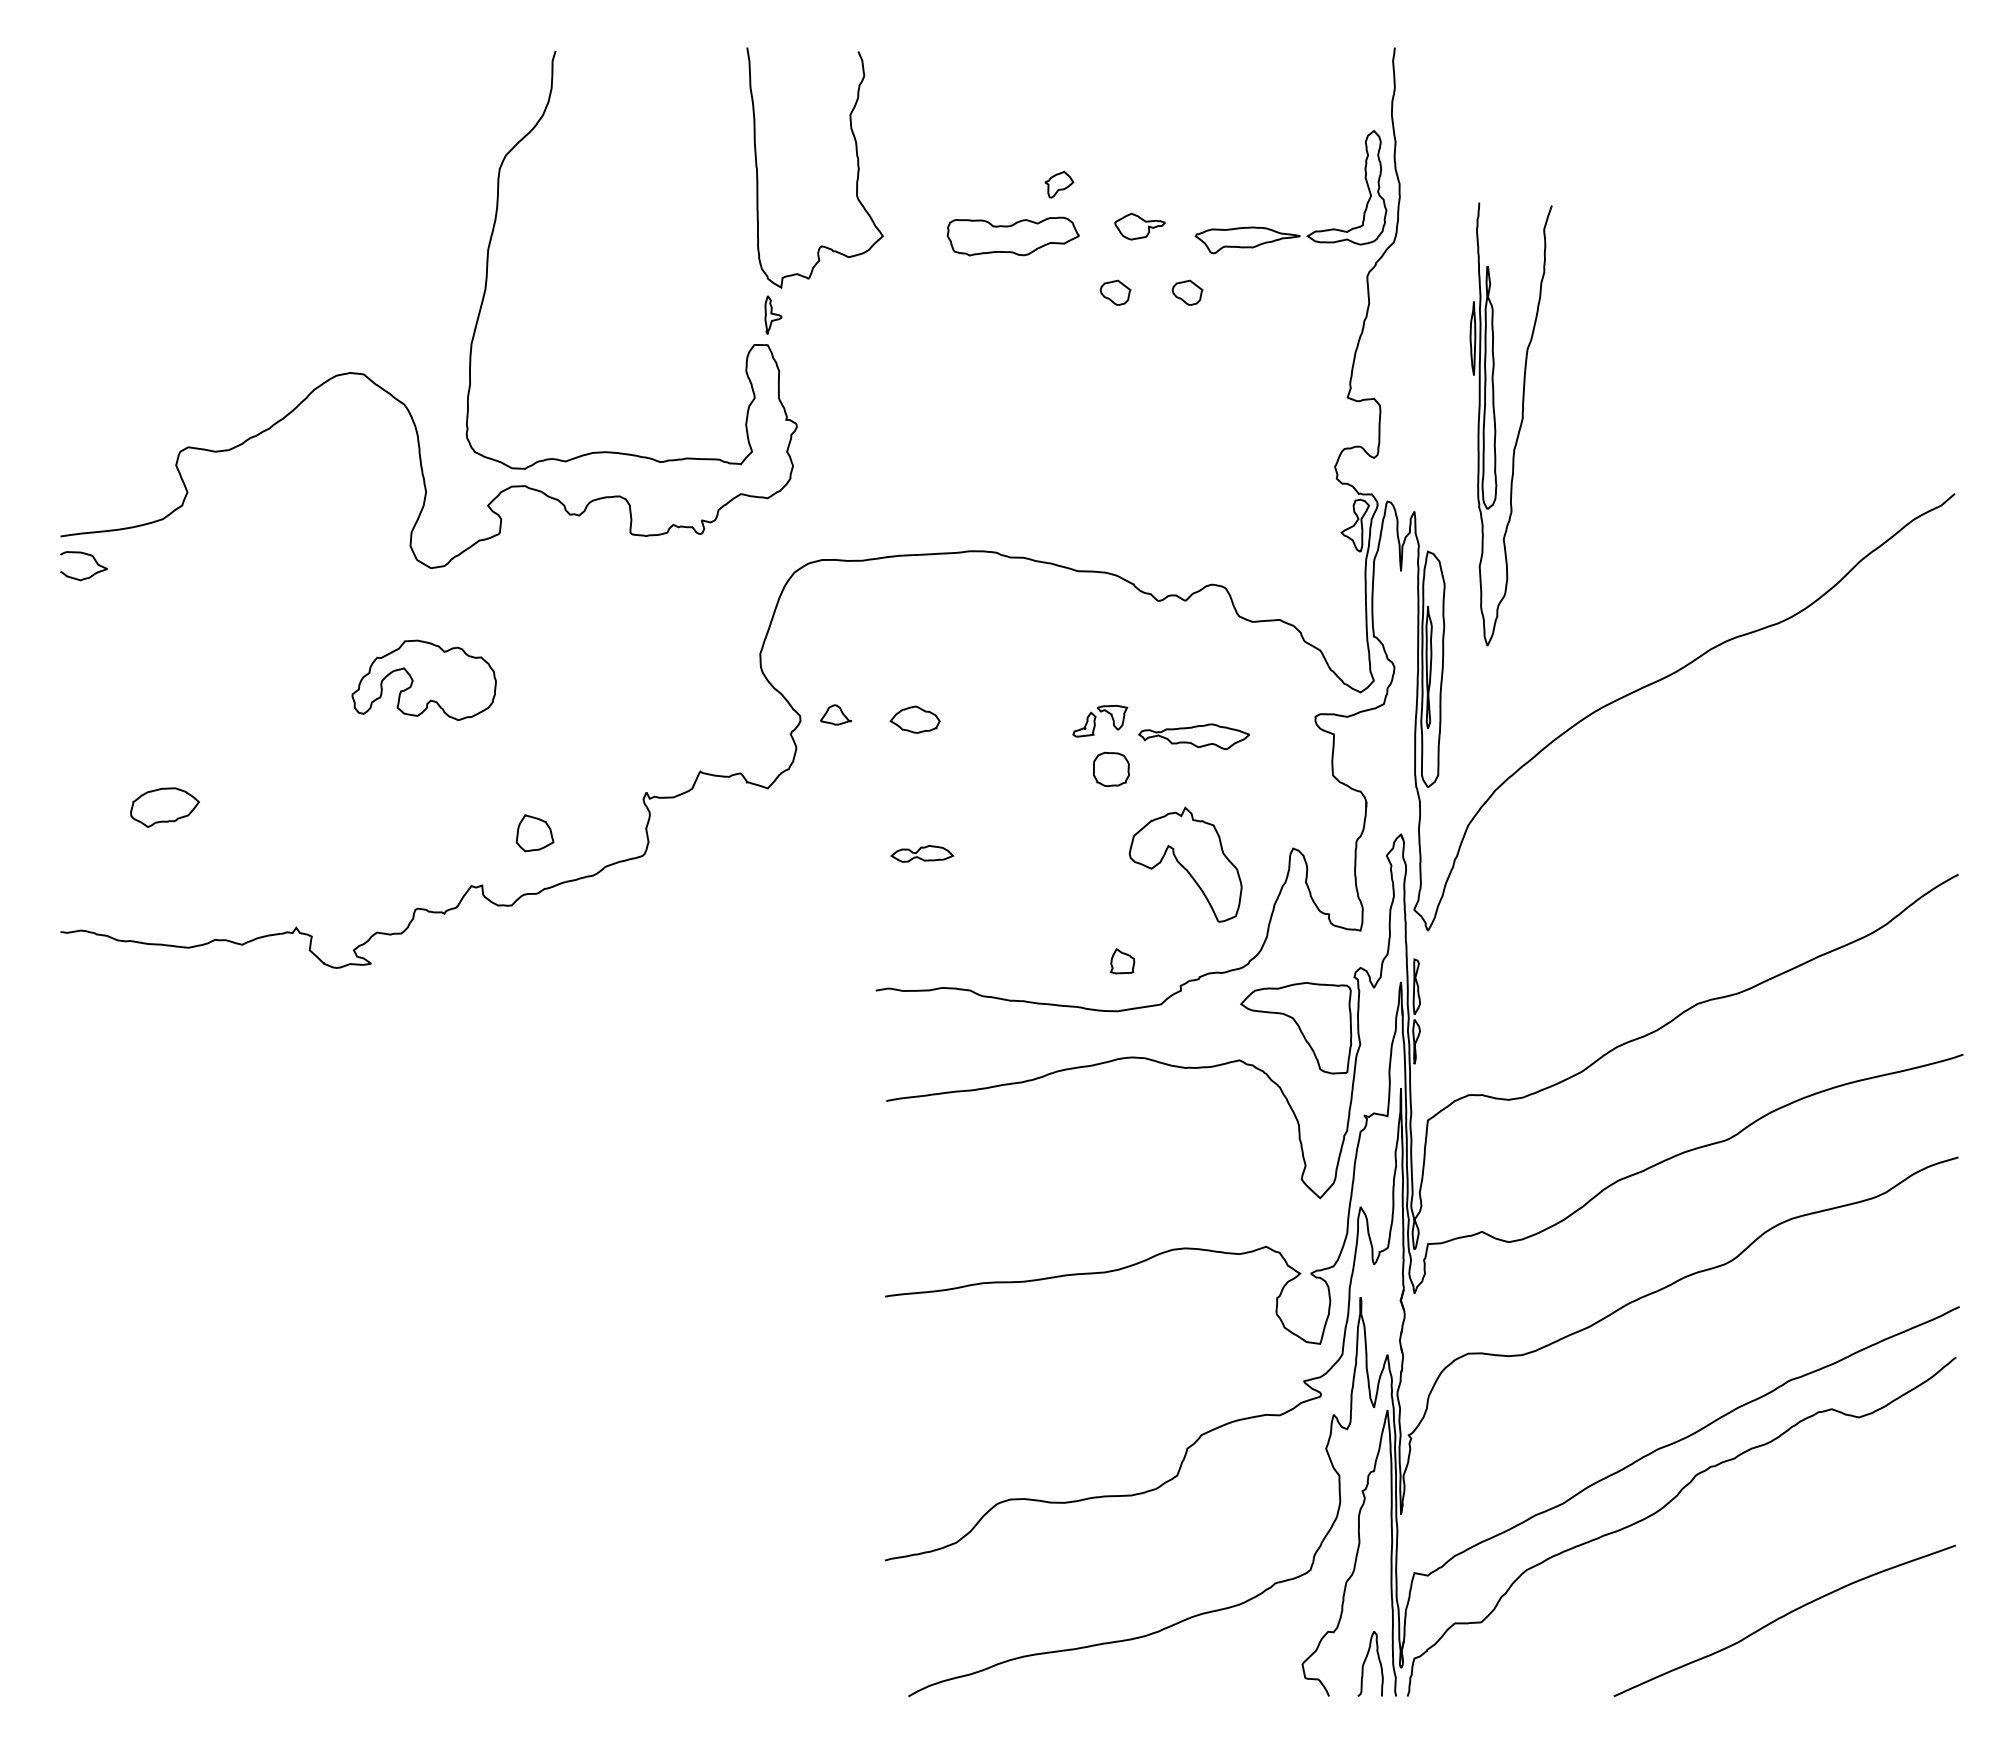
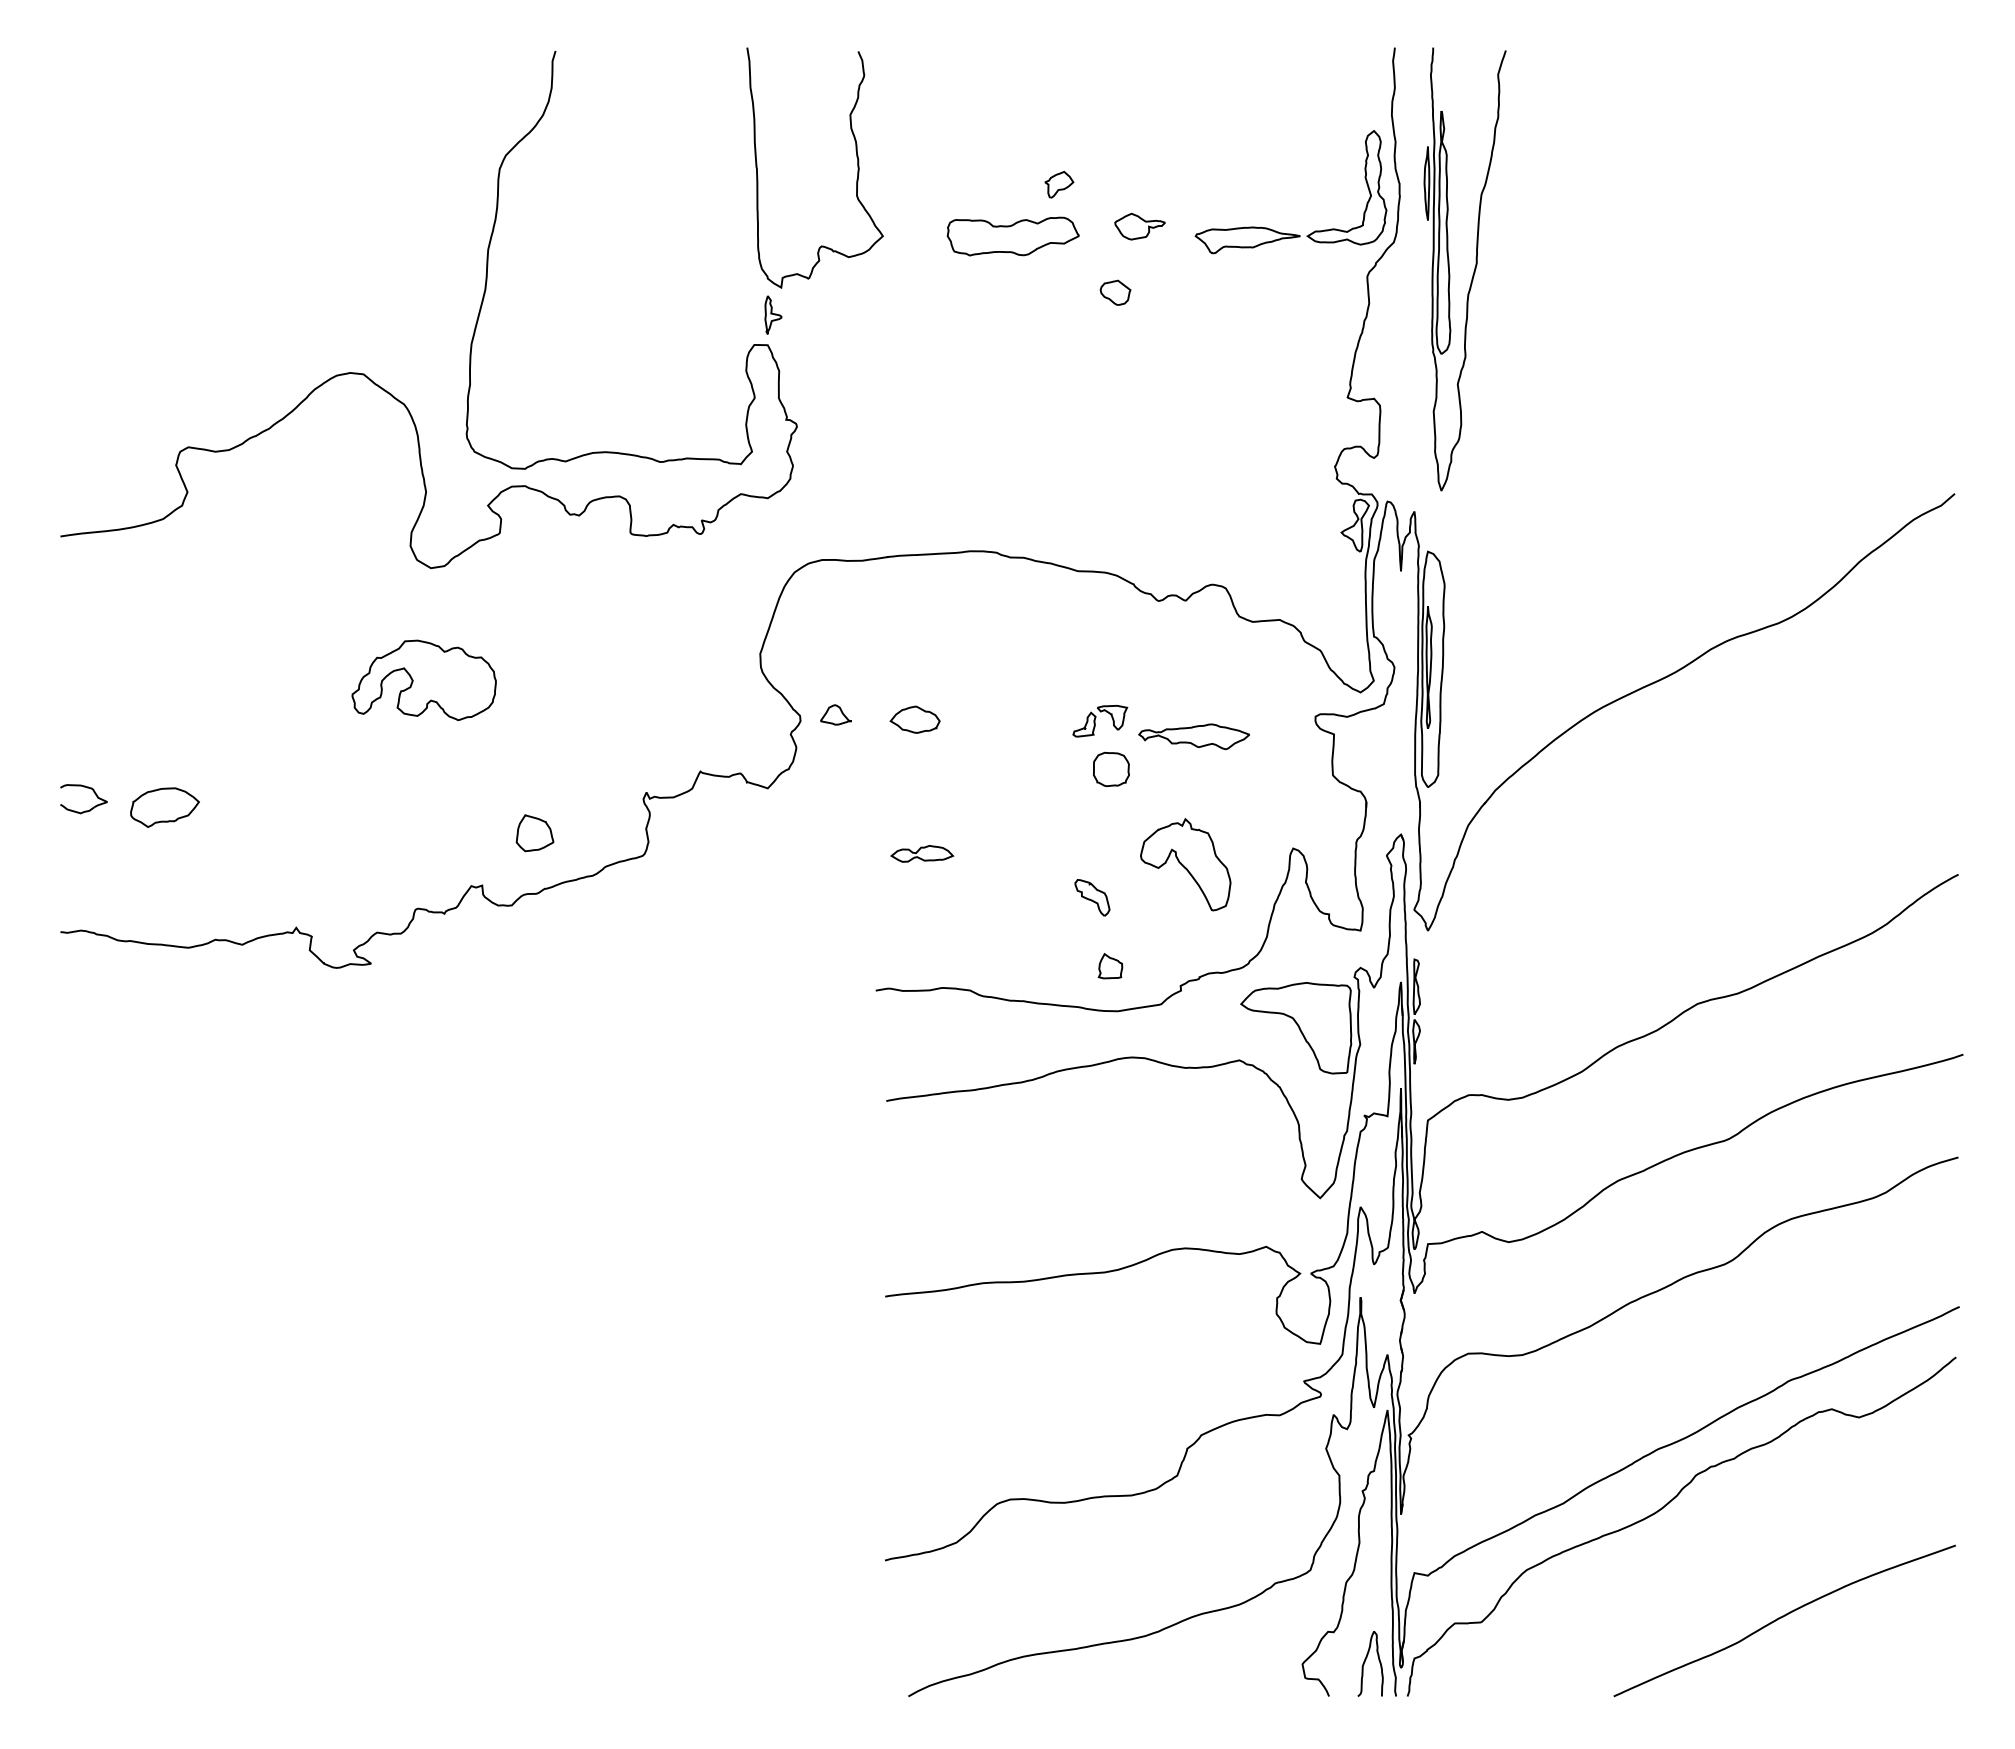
part: present -> none (1187, 292)
part position: (1519, 426) -> (1473, 271) (1473, 271)
part position: (85, 577) -> (85, 810) (85, 810)
part size: 115x117 px -> 92x94 px (1185, 864)
part: none -> present (1092, 897)
part position: (1122, 961) -> (1110, 966) (1110, 966)
